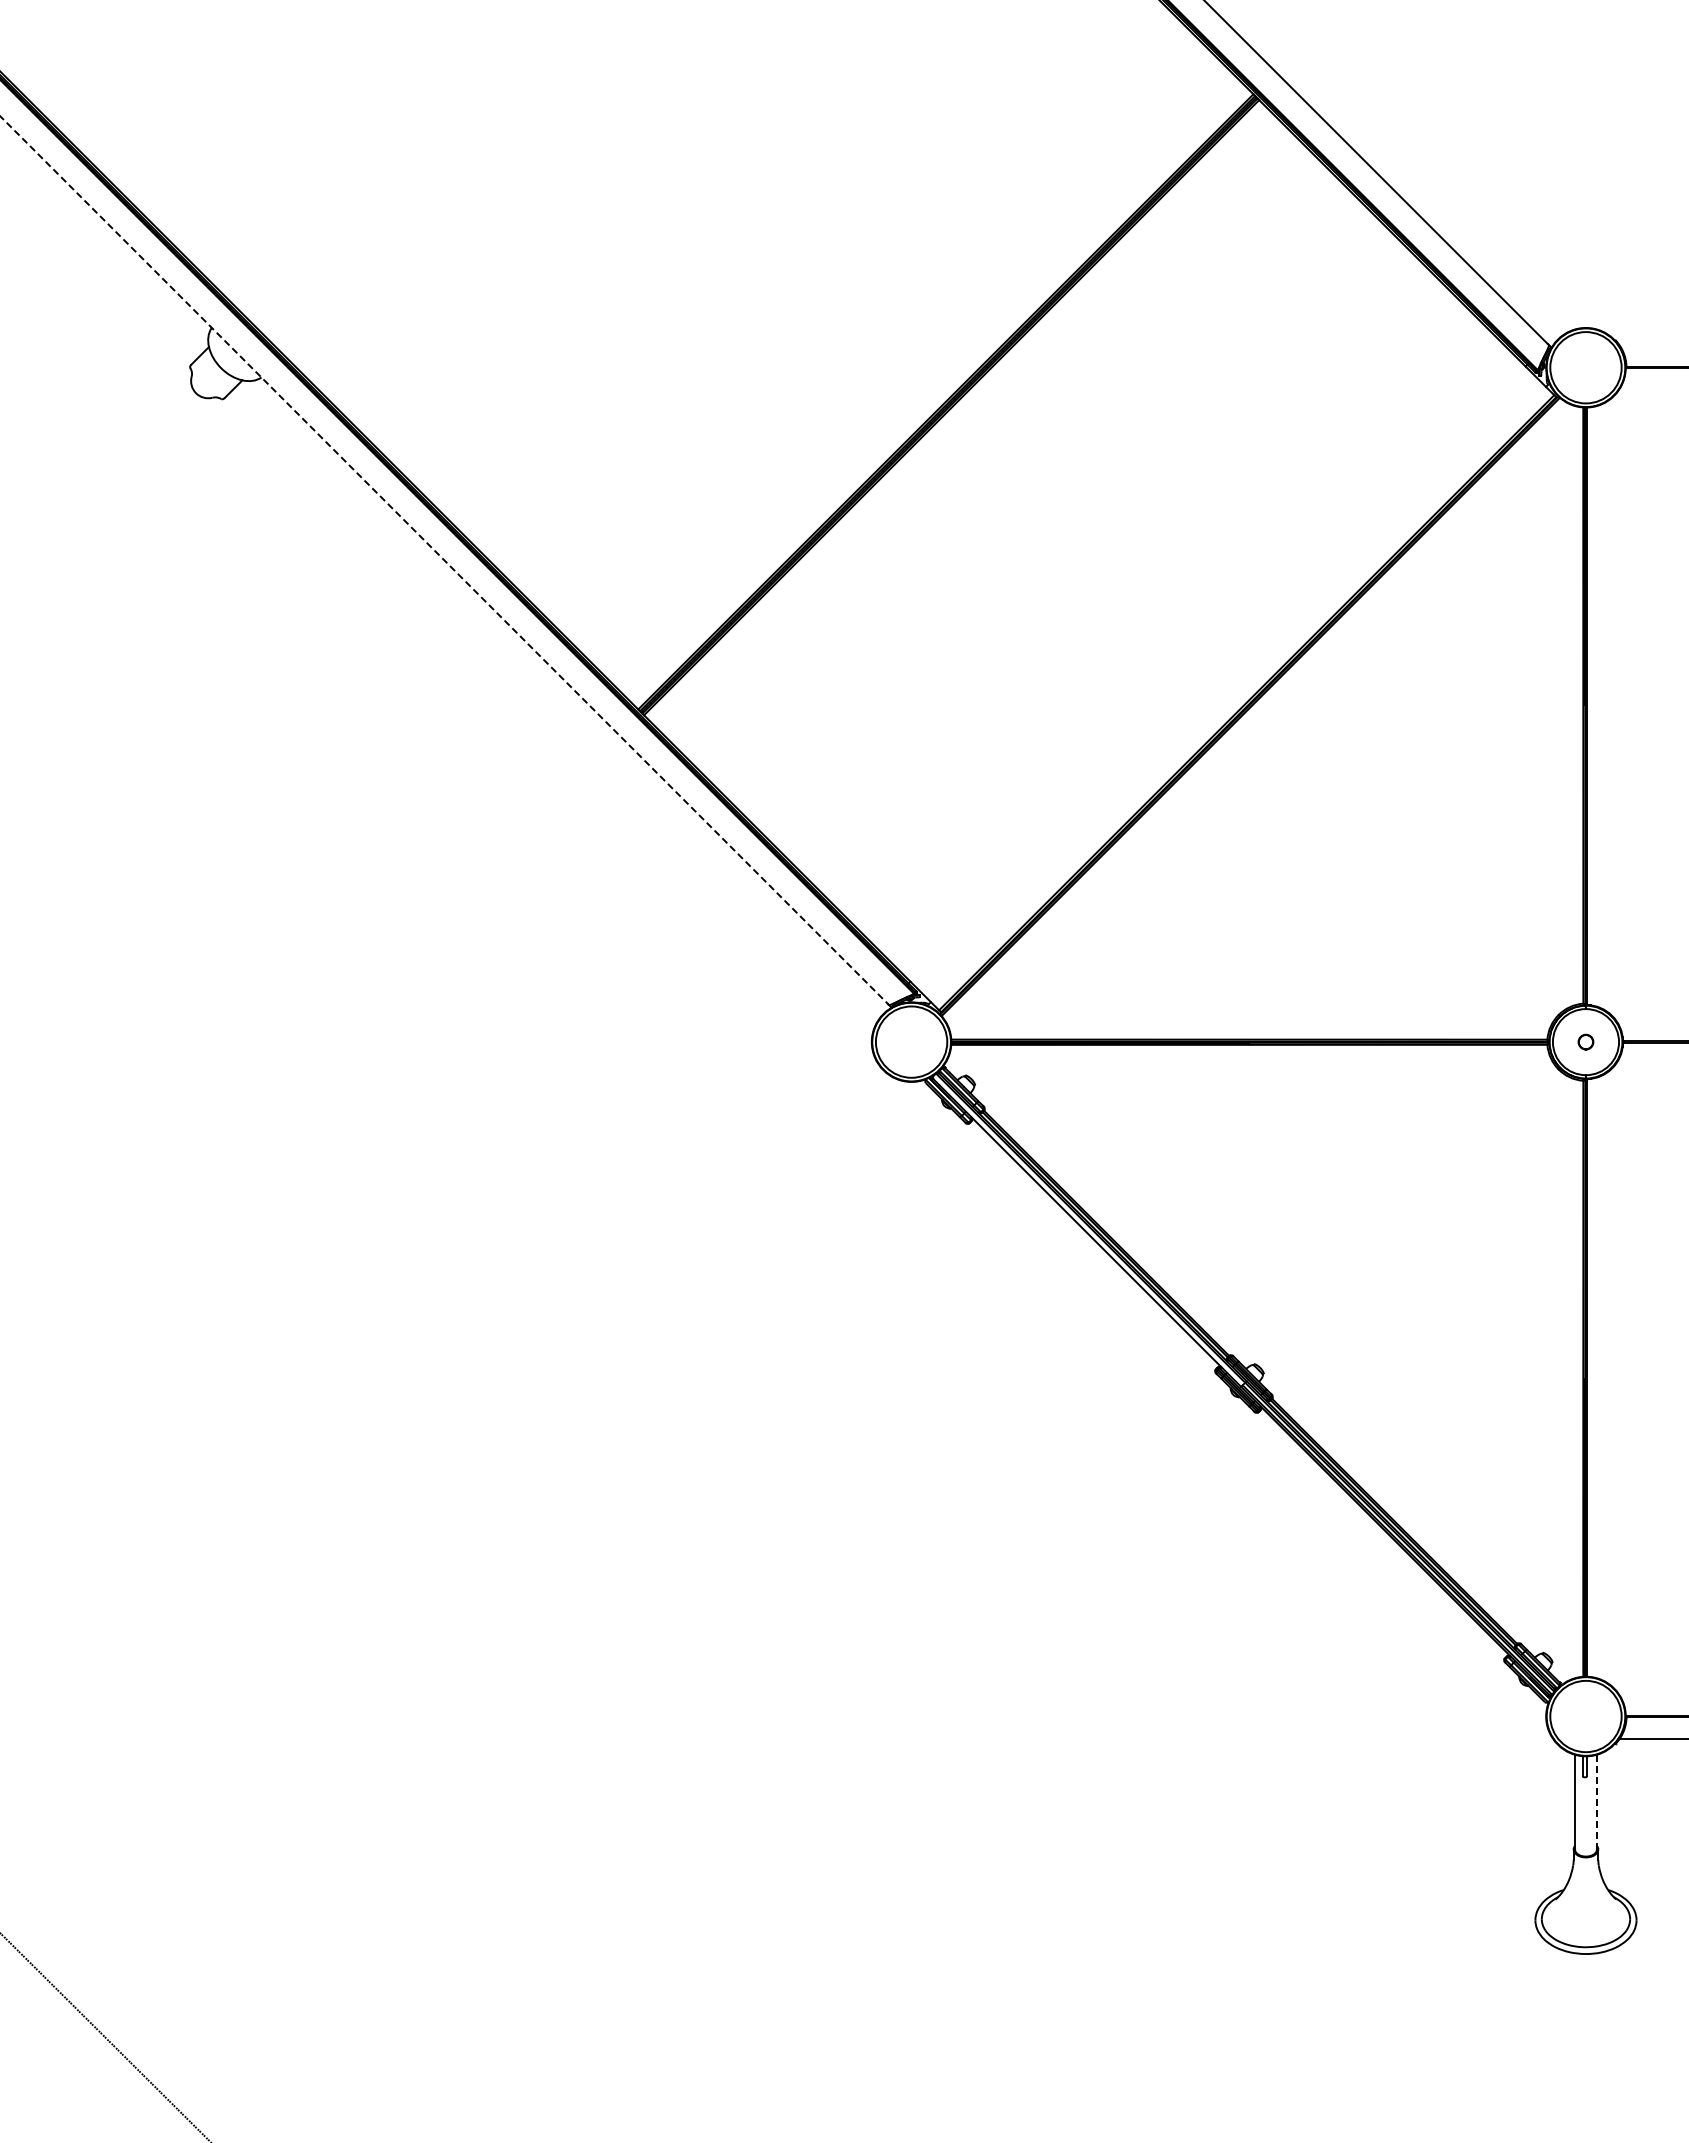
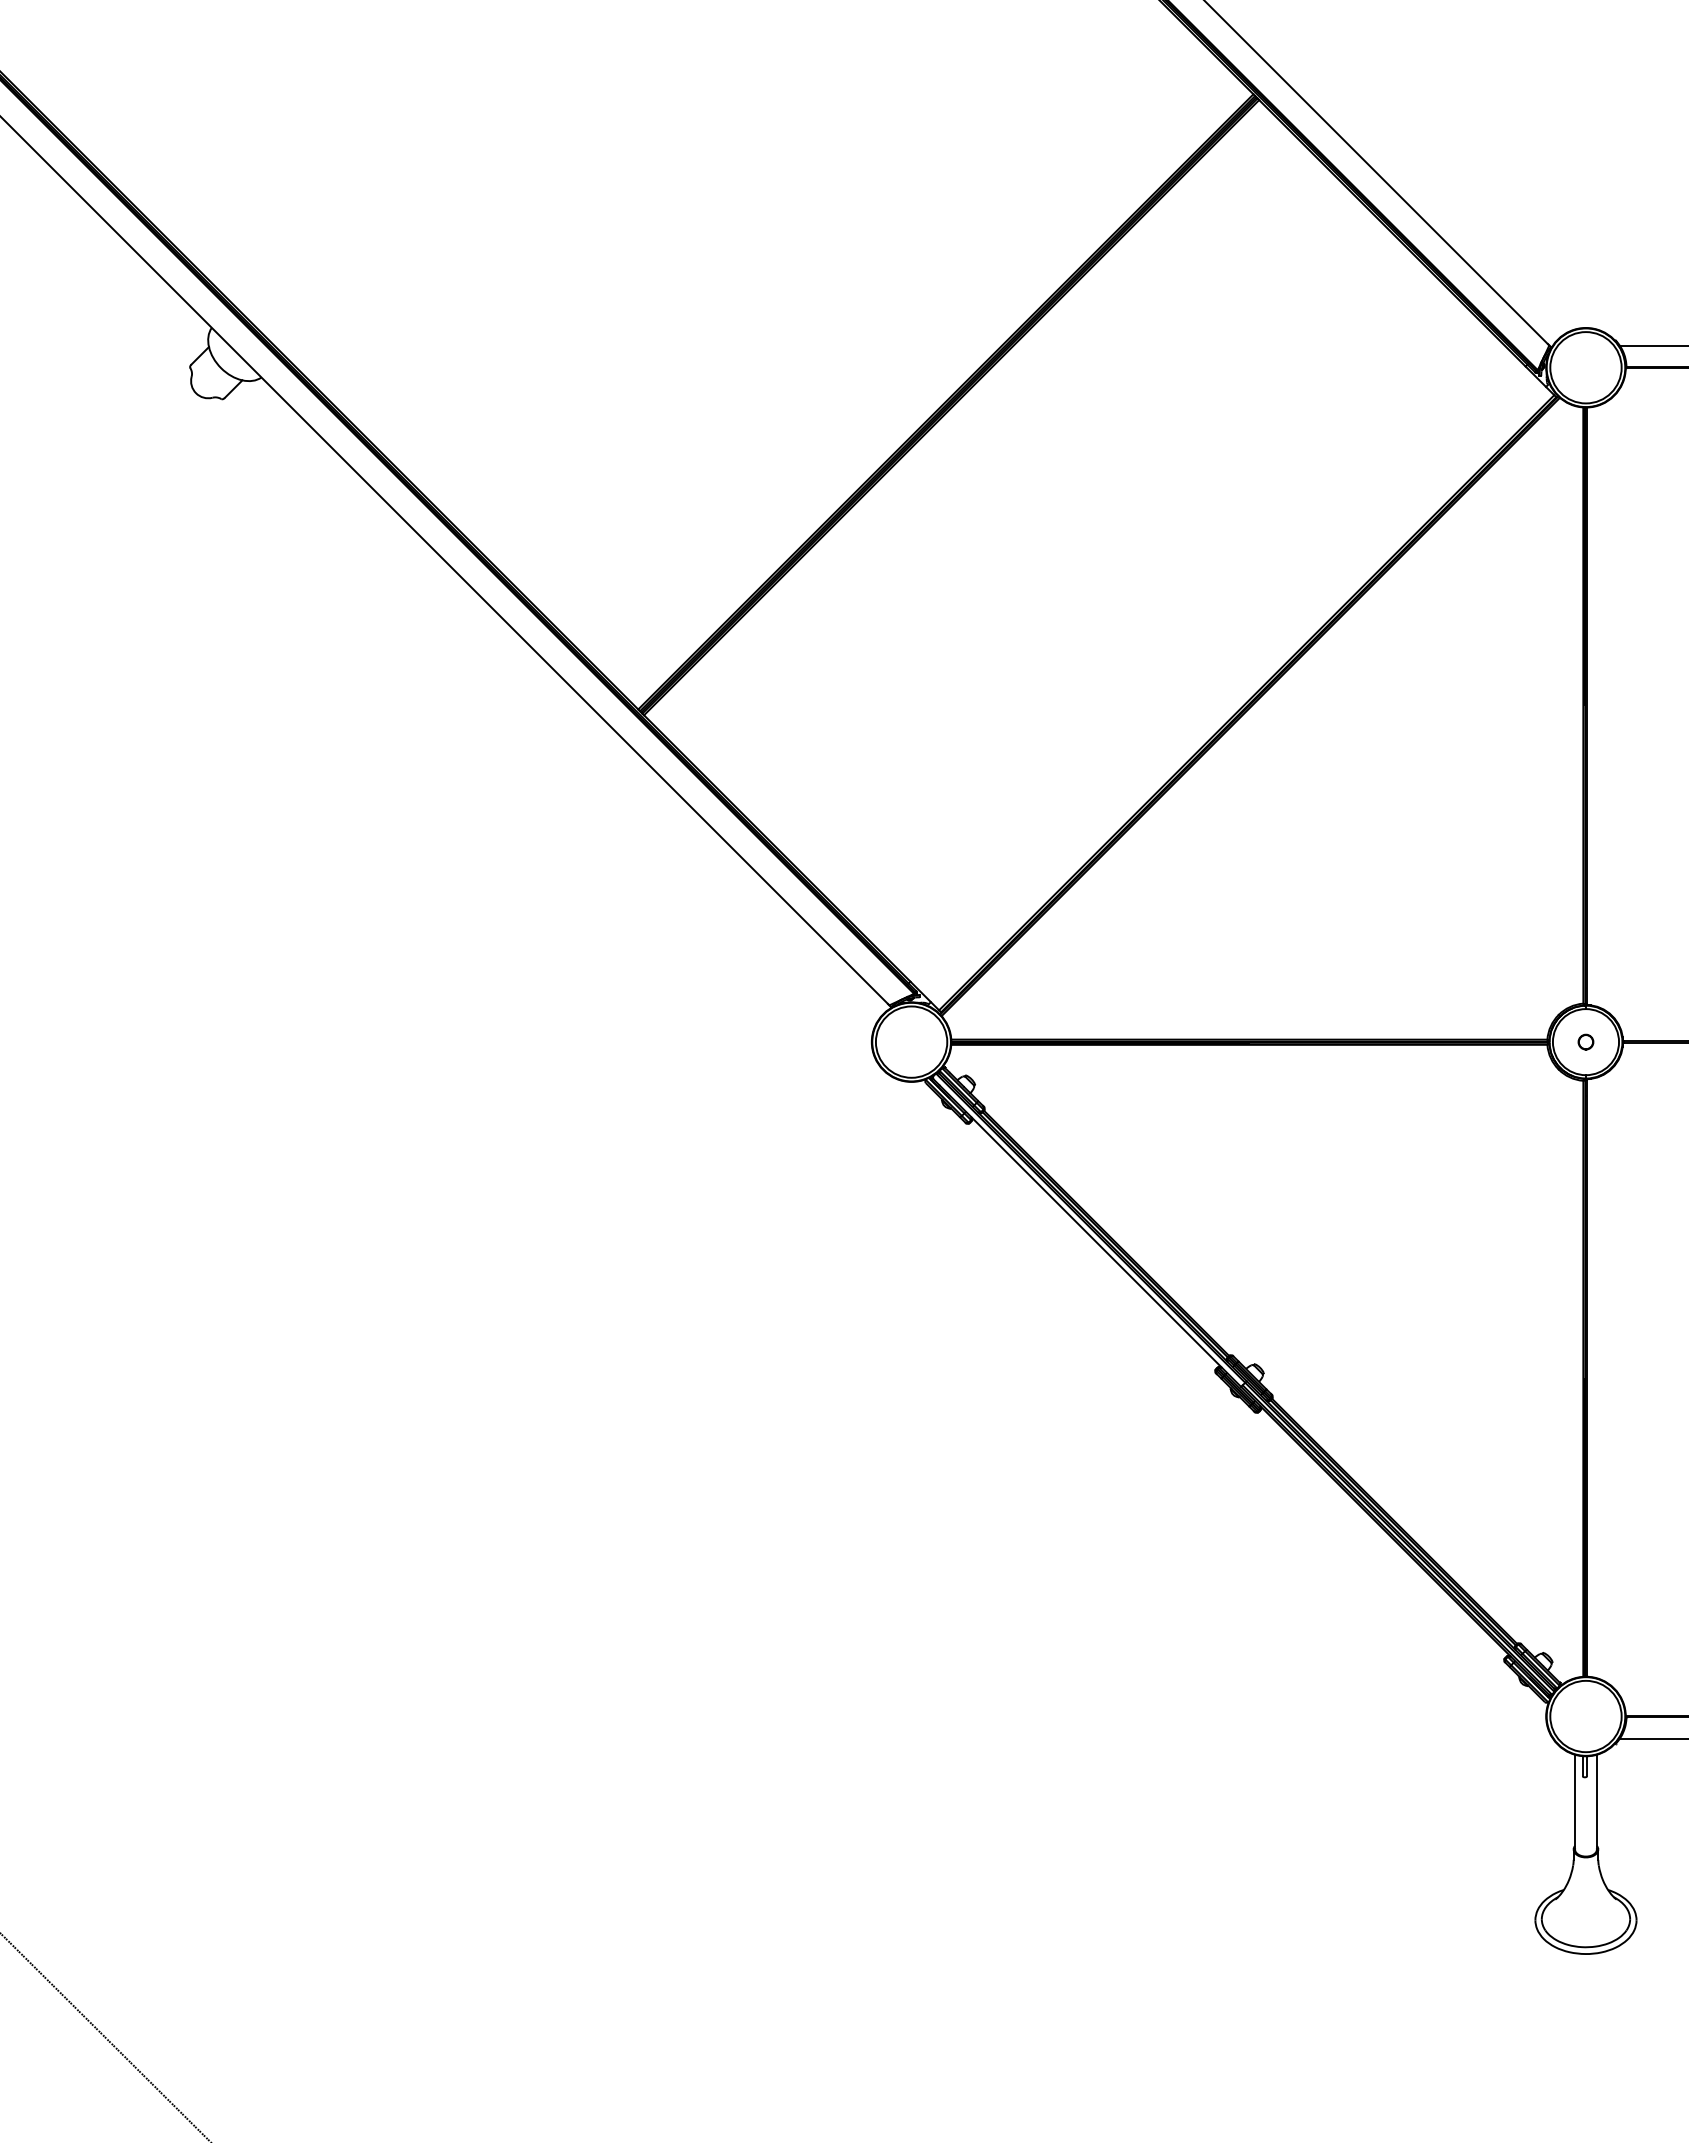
line: none -> present (1652, 345)
line: dashed -> solid (444, 560)
line: dashed -> solid (1596, 1802)
